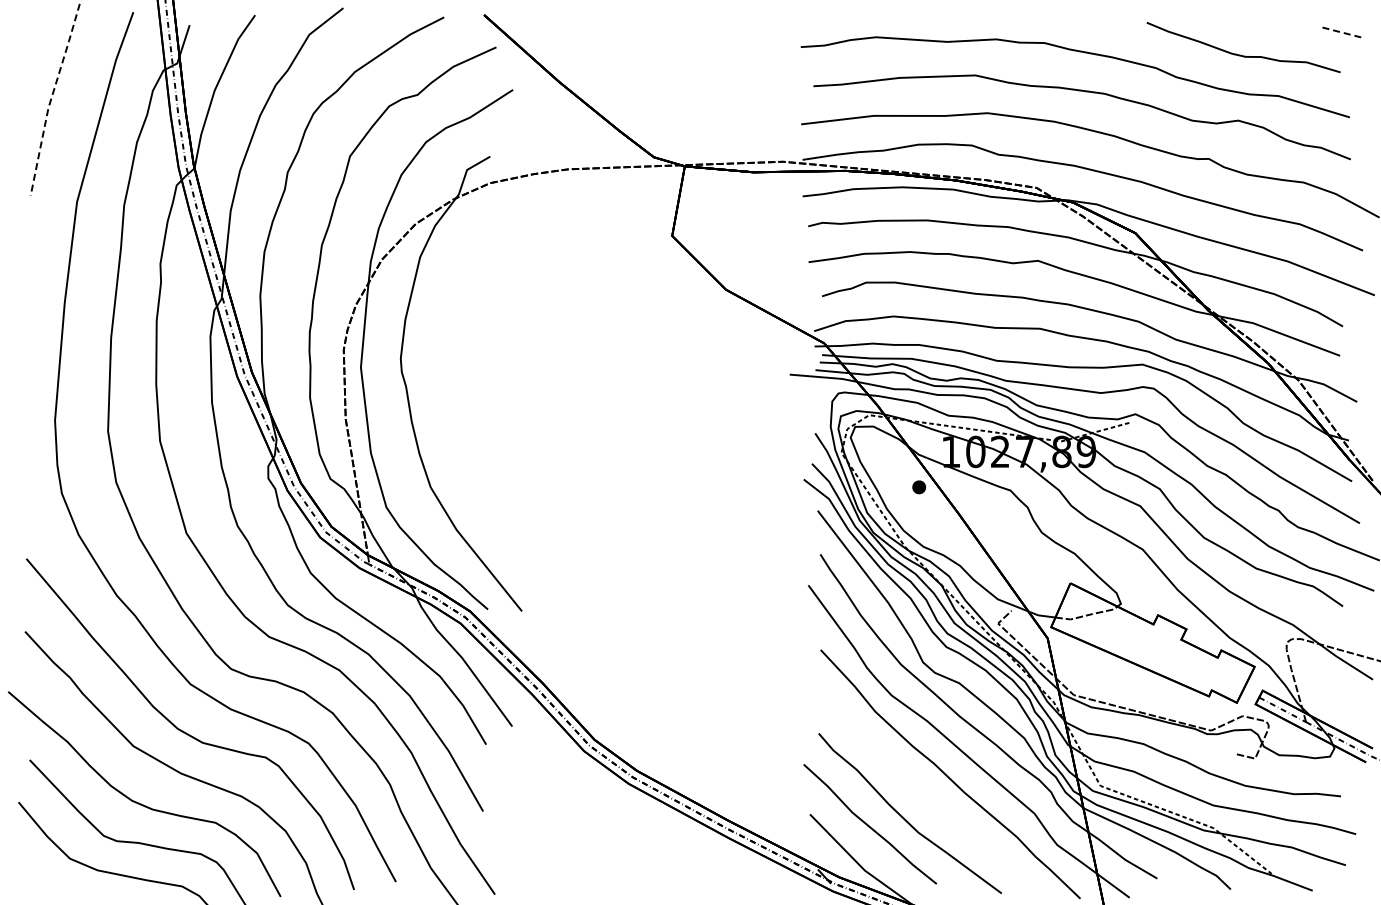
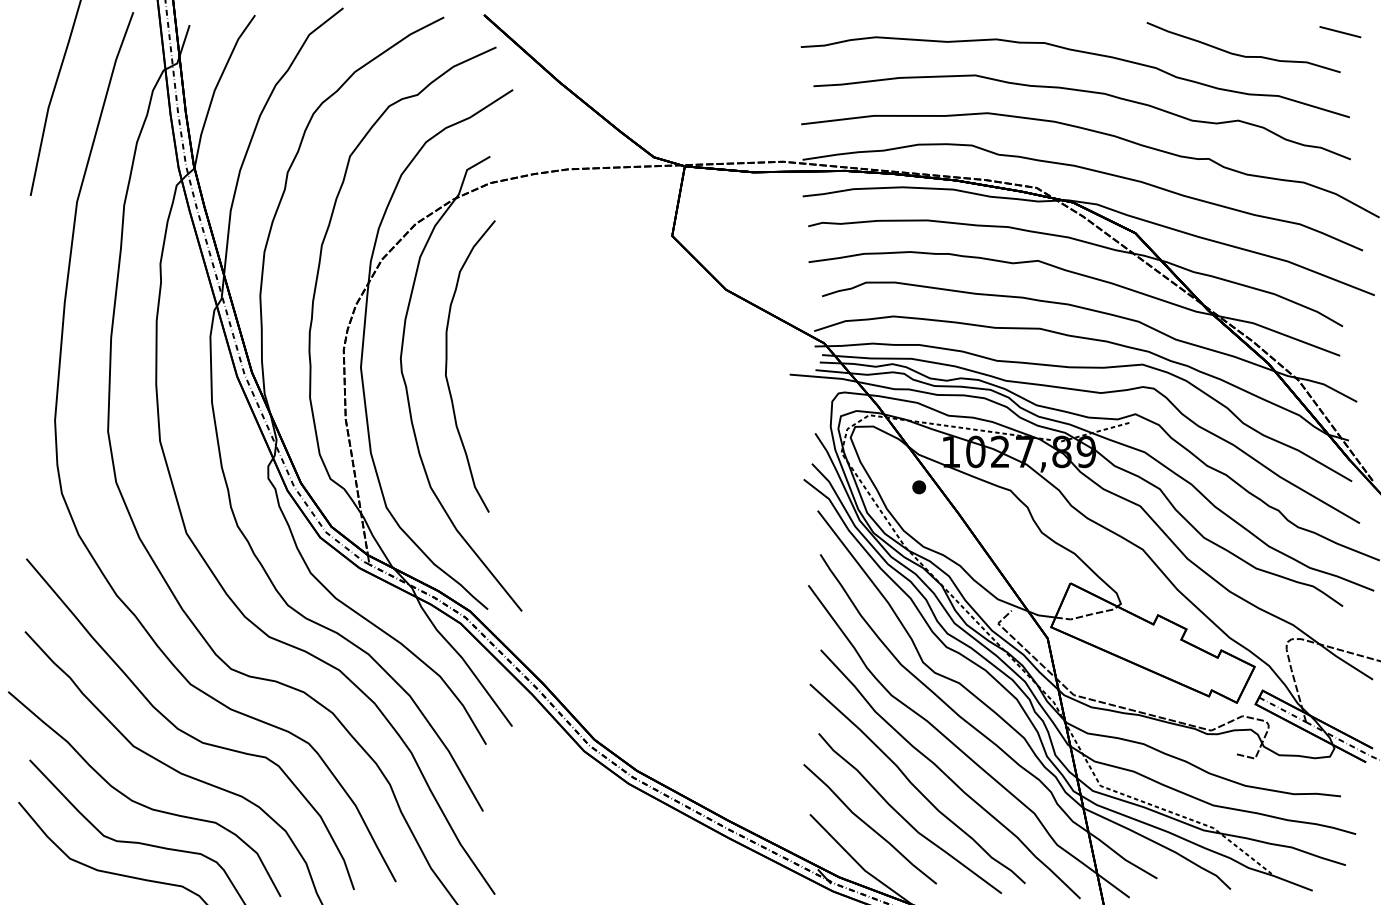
line: dashed -> solid (1340, 32)
line: dashed -> solid (51, 97)
curve: none -> present (447, 366)
curve: none -> present (914, 785)
